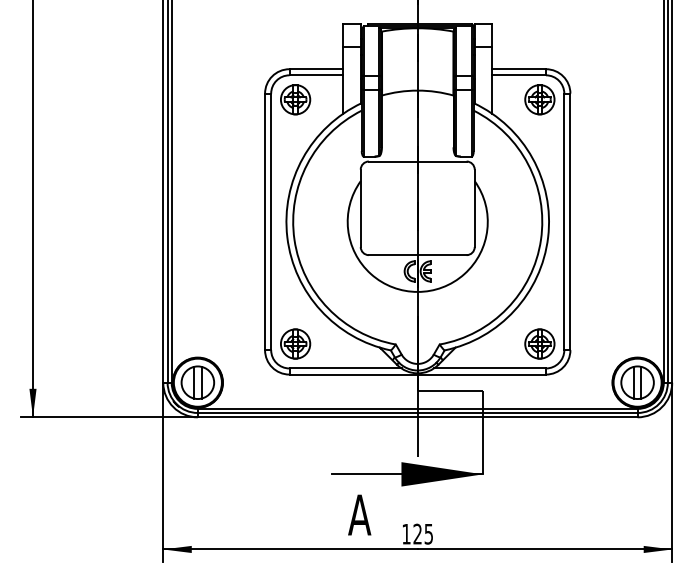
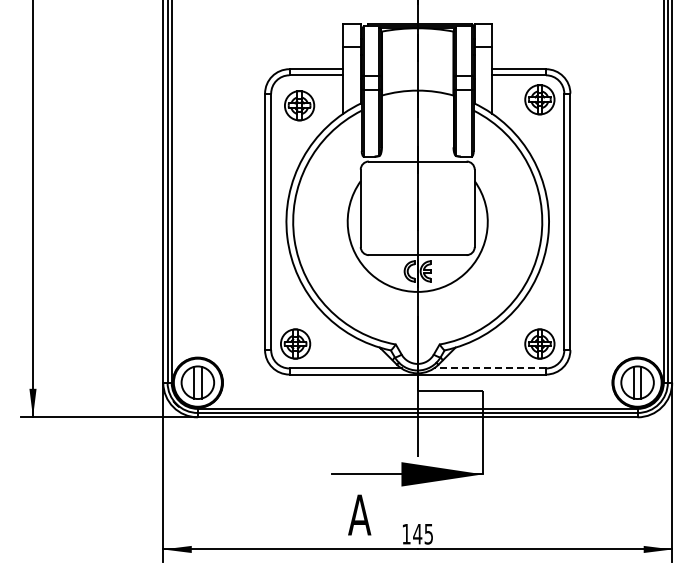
part position: (295, 99) -> (299, 105) (299, 105)
line: solid -> dashed (489, 368)
text: 125 -> 145 (417, 533)
